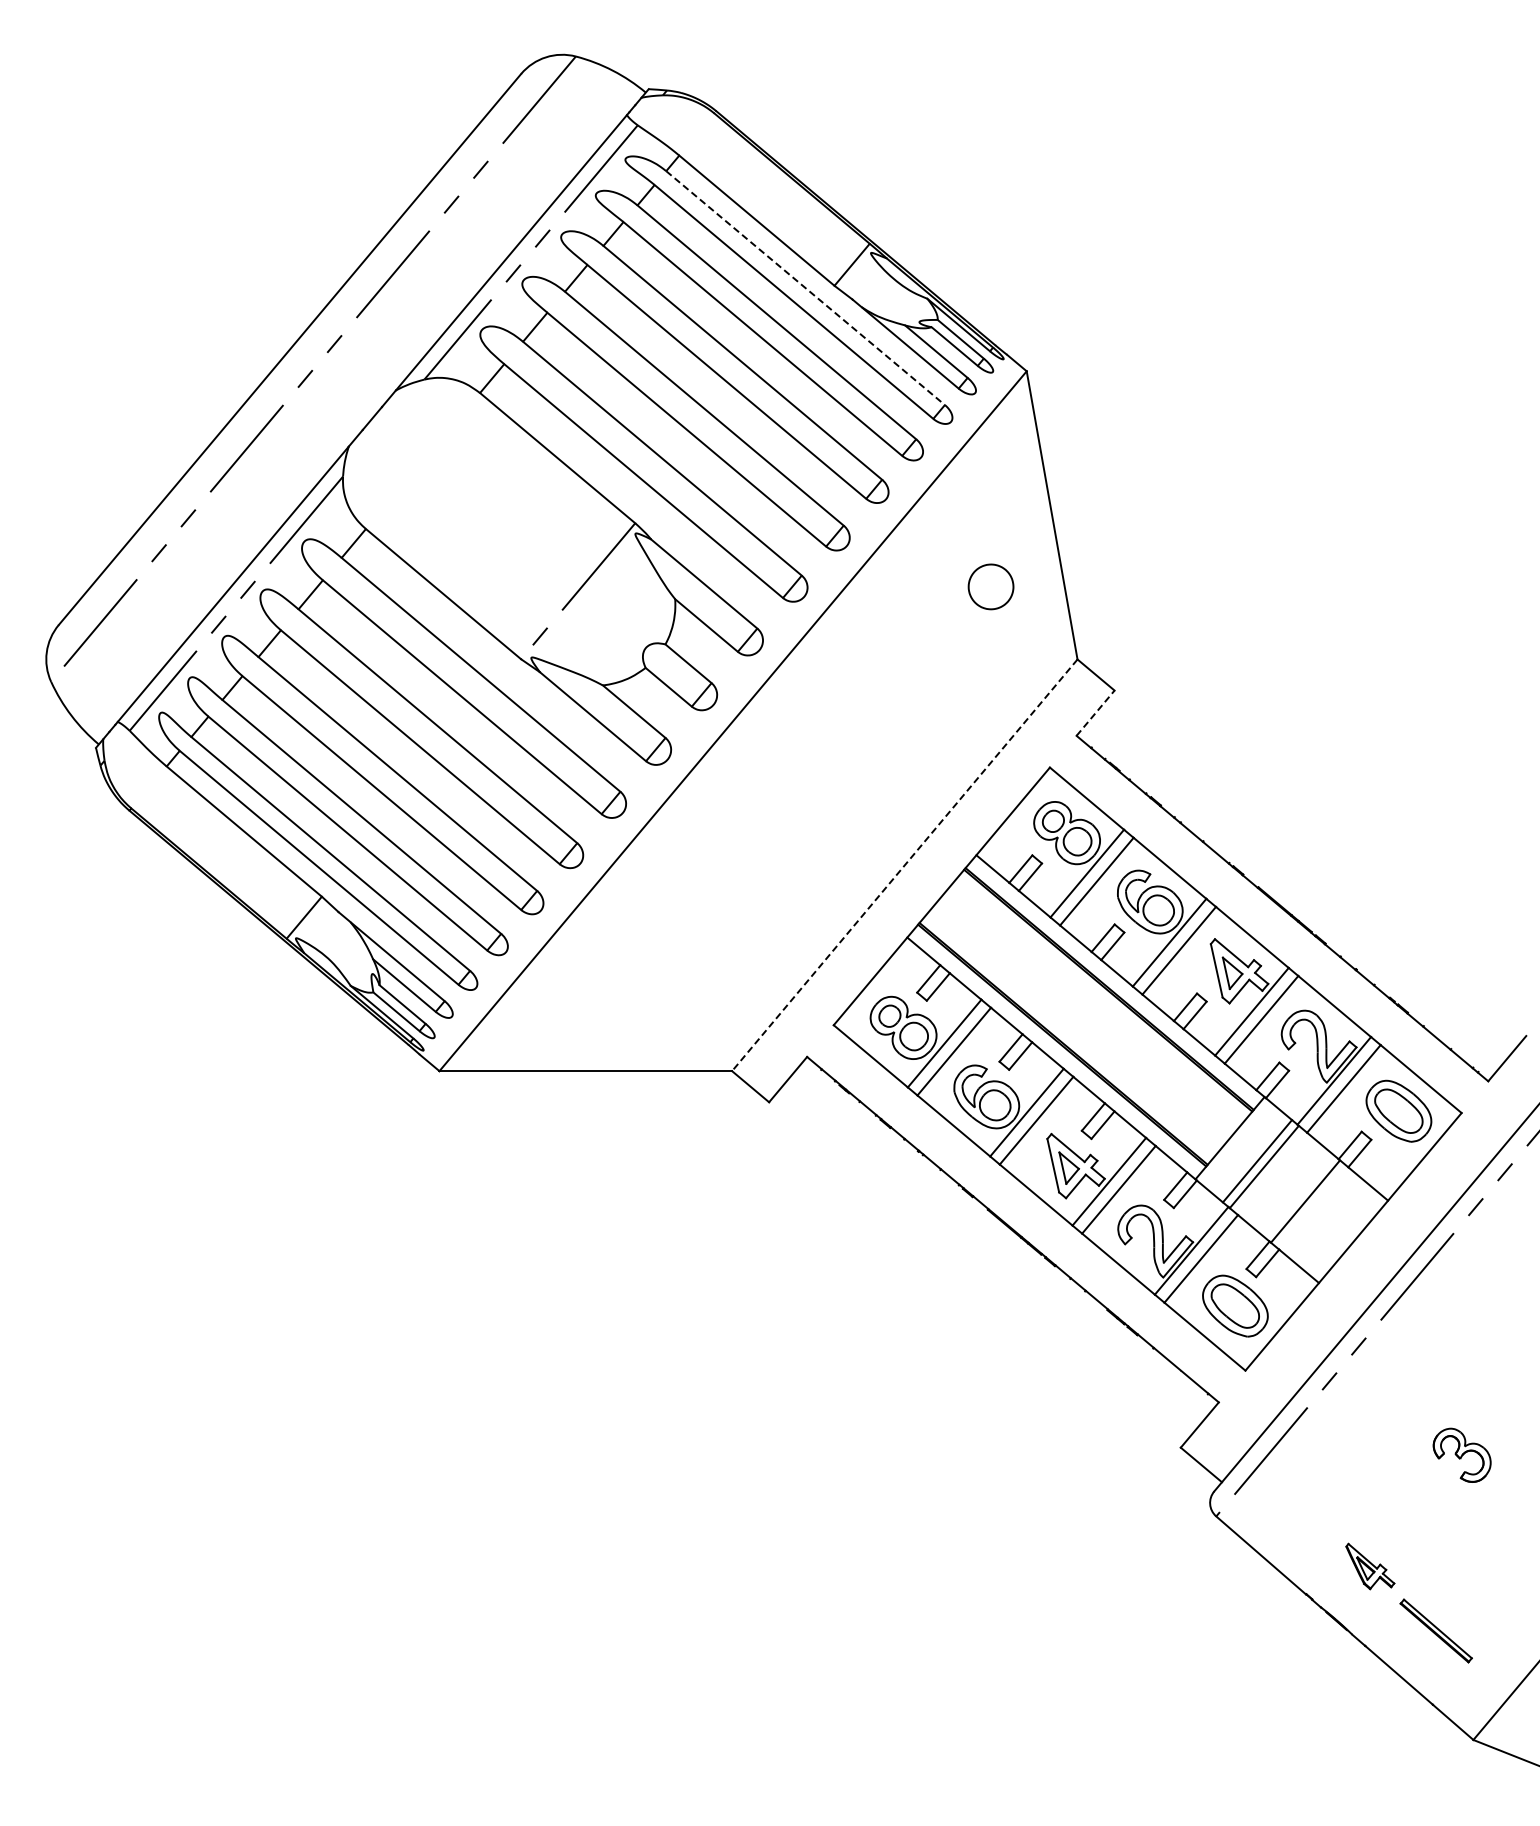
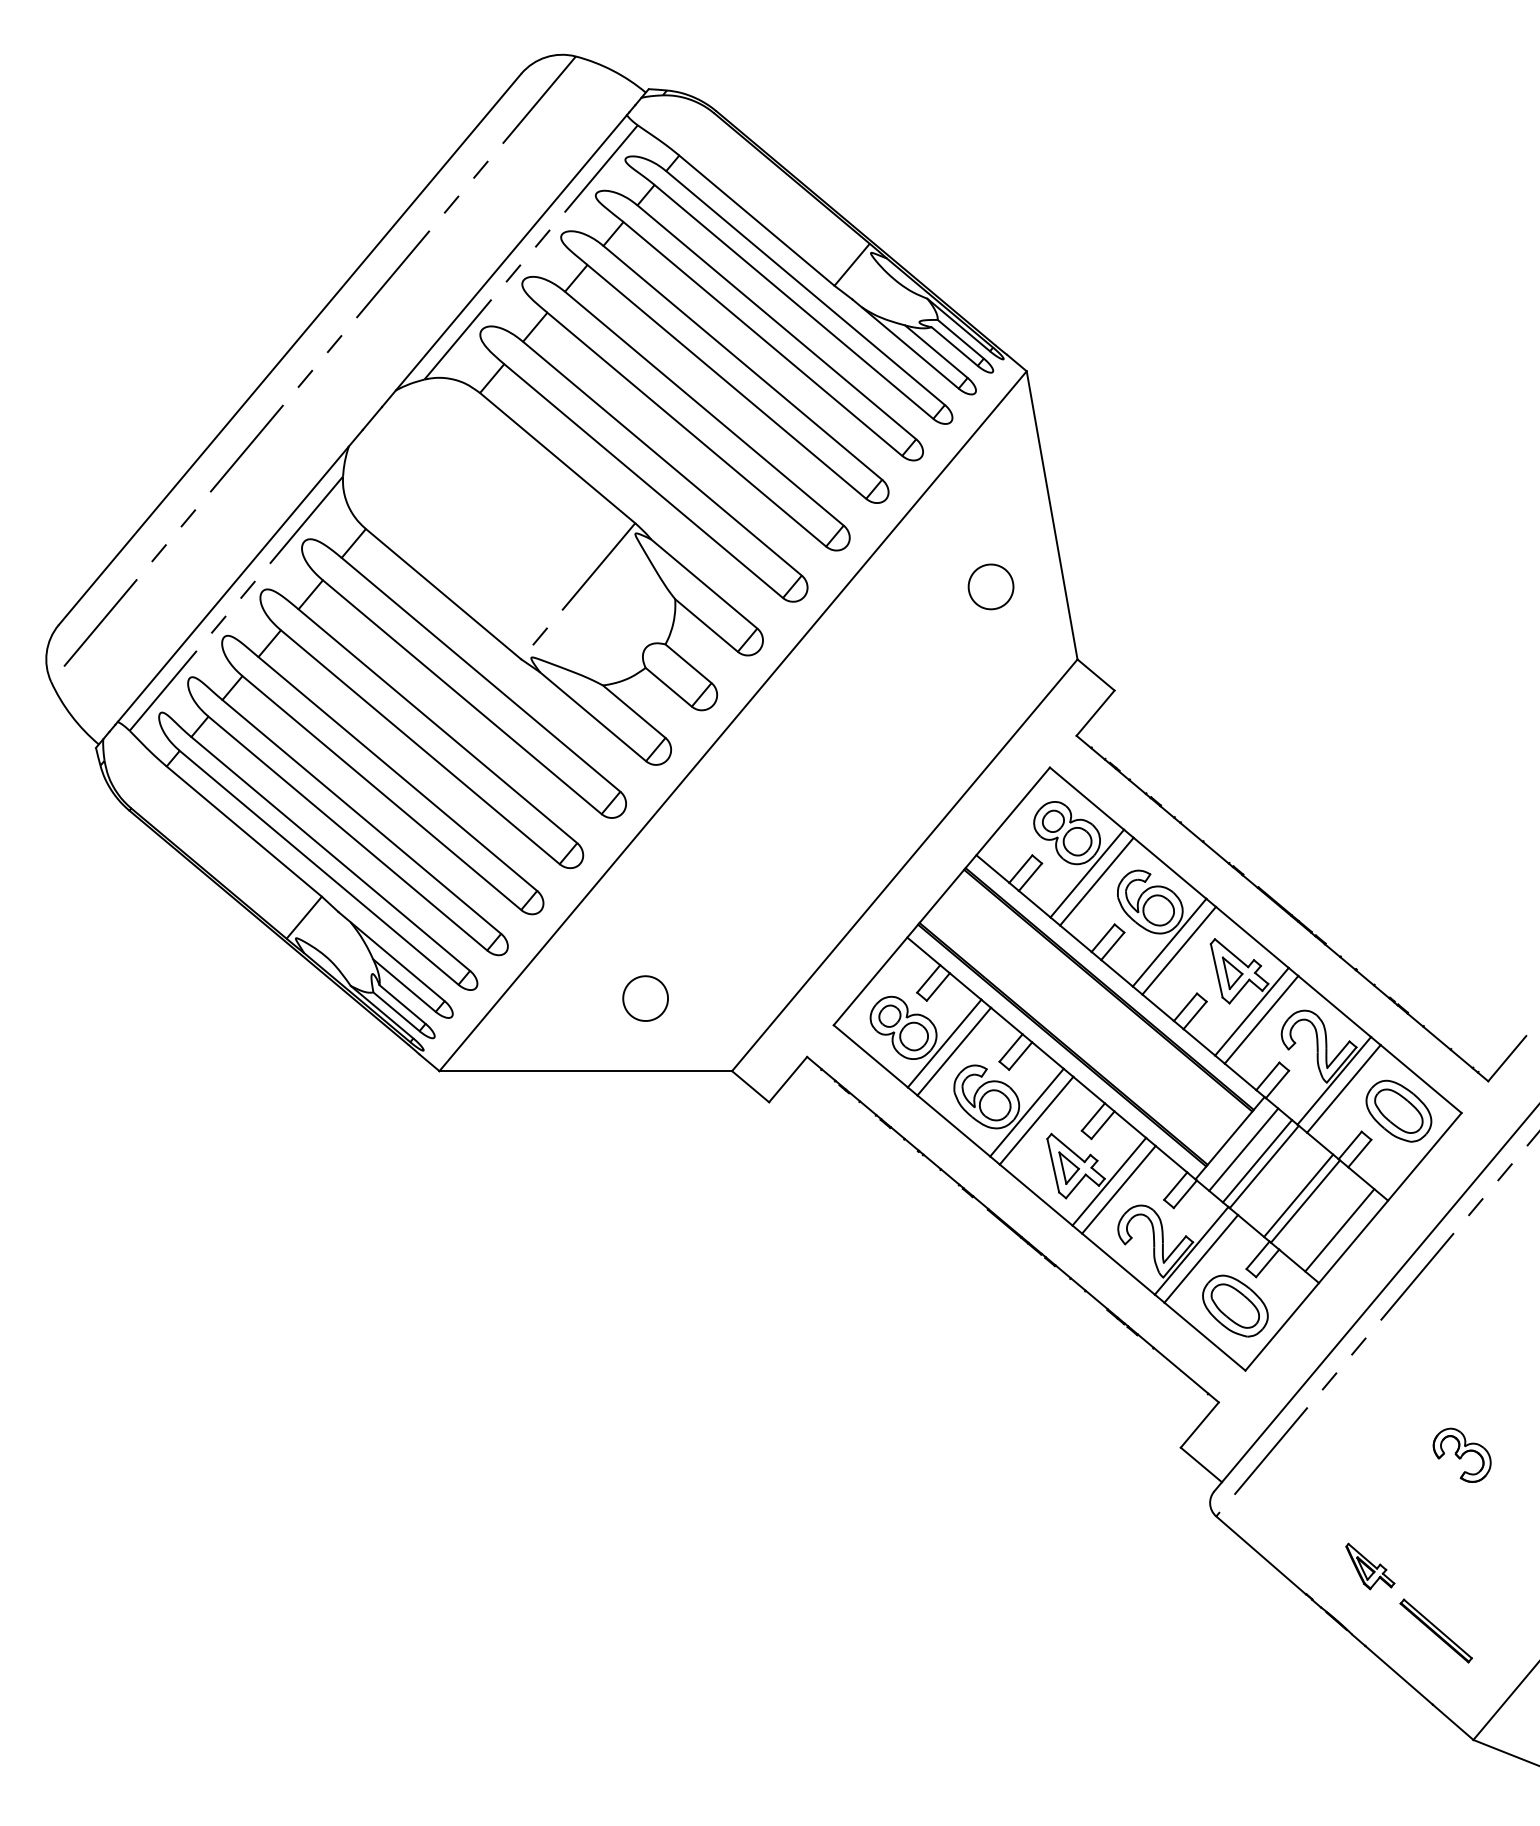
line: dashed -> solid (805, 288)
line: dashed -> solid (1095, 713)
line: dashed -> solid (904, 865)
part: none -> present (645, 998)
line: none -> present (1243, 1149)
line: none -> present (1298, 1195)
line: none -> present (1339, 1230)
